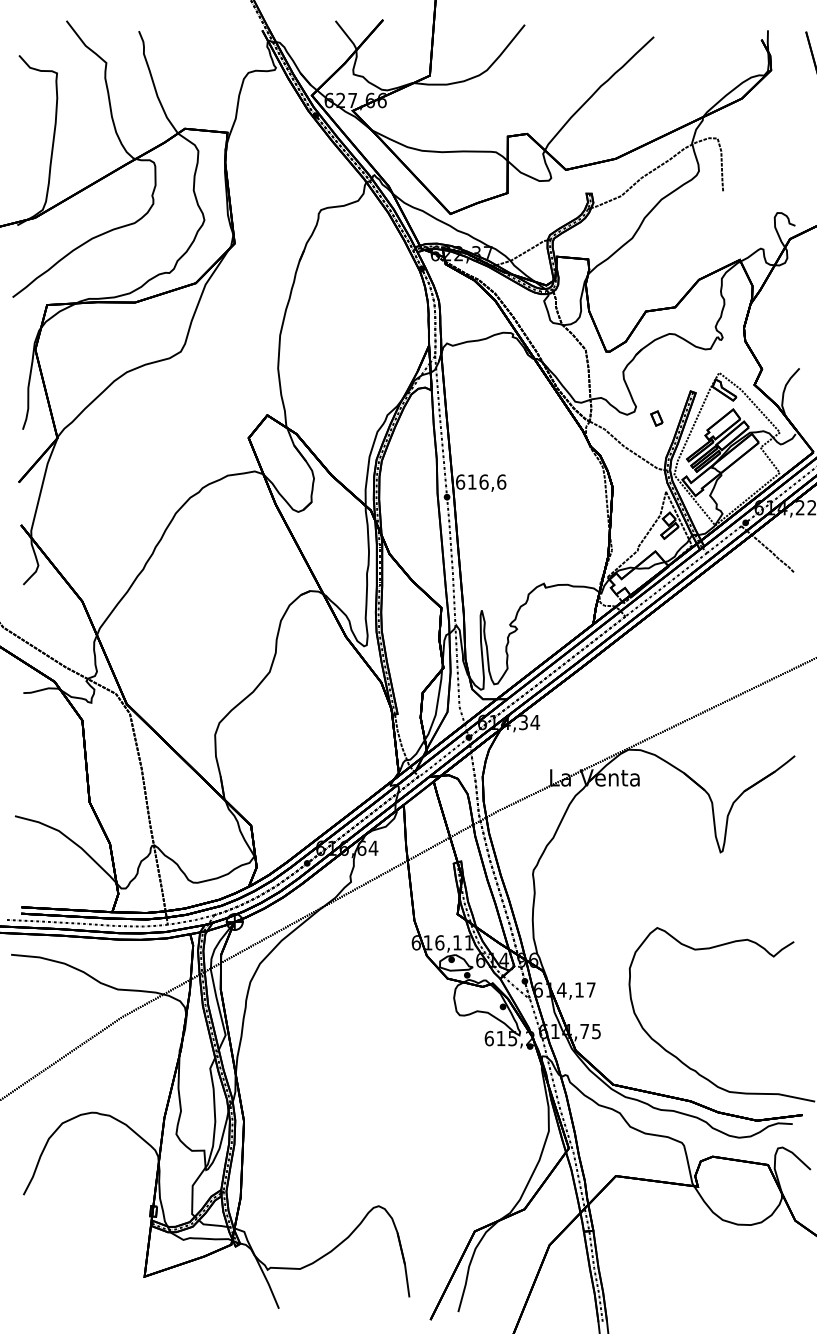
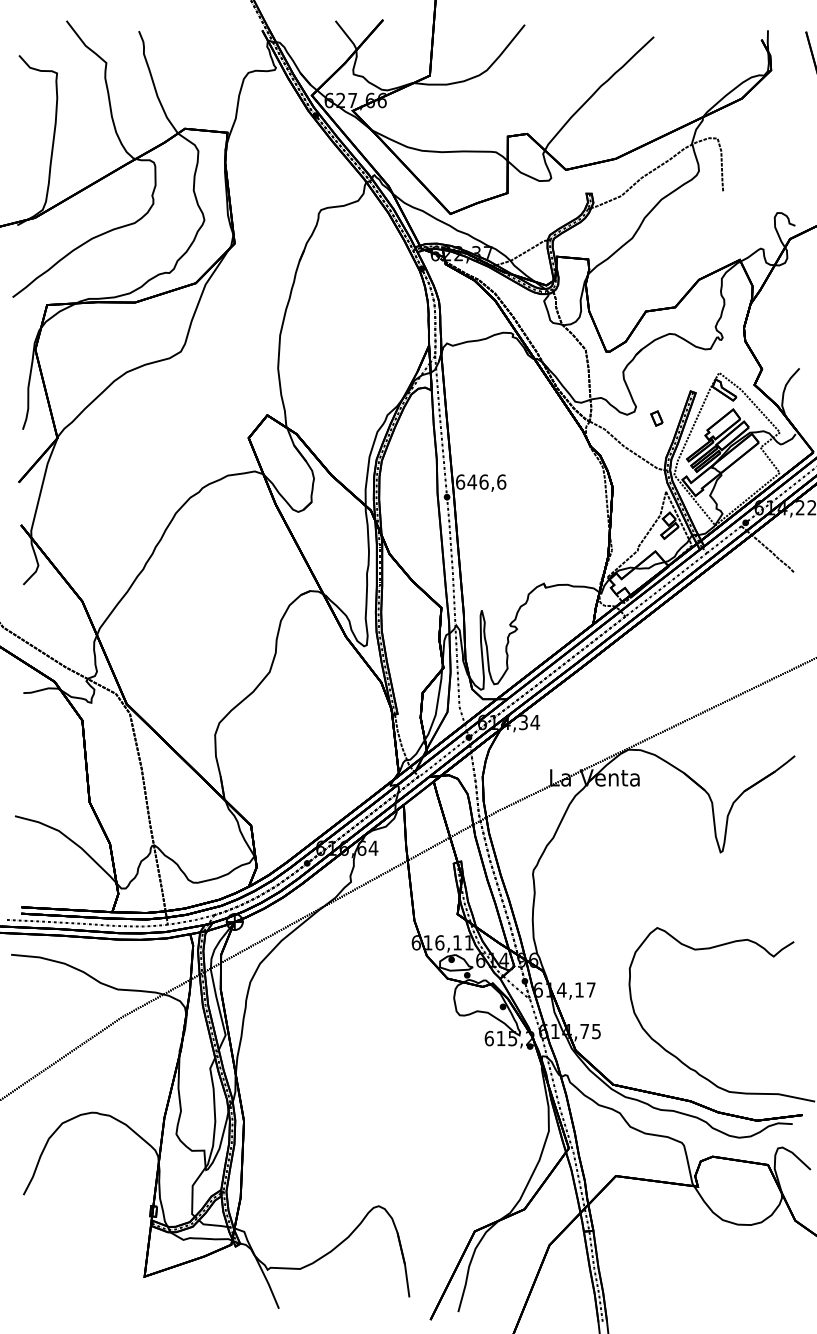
text: 616,6 -> 646,6 (472, 481)
